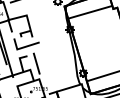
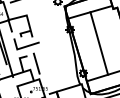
line: none -> present (99, 43)
